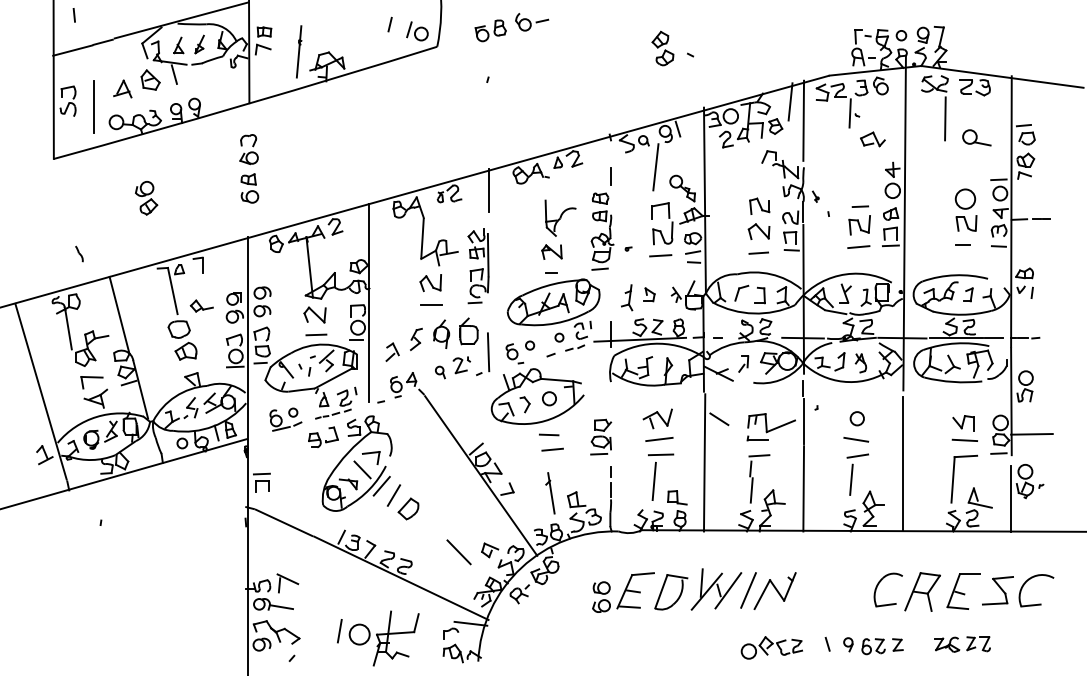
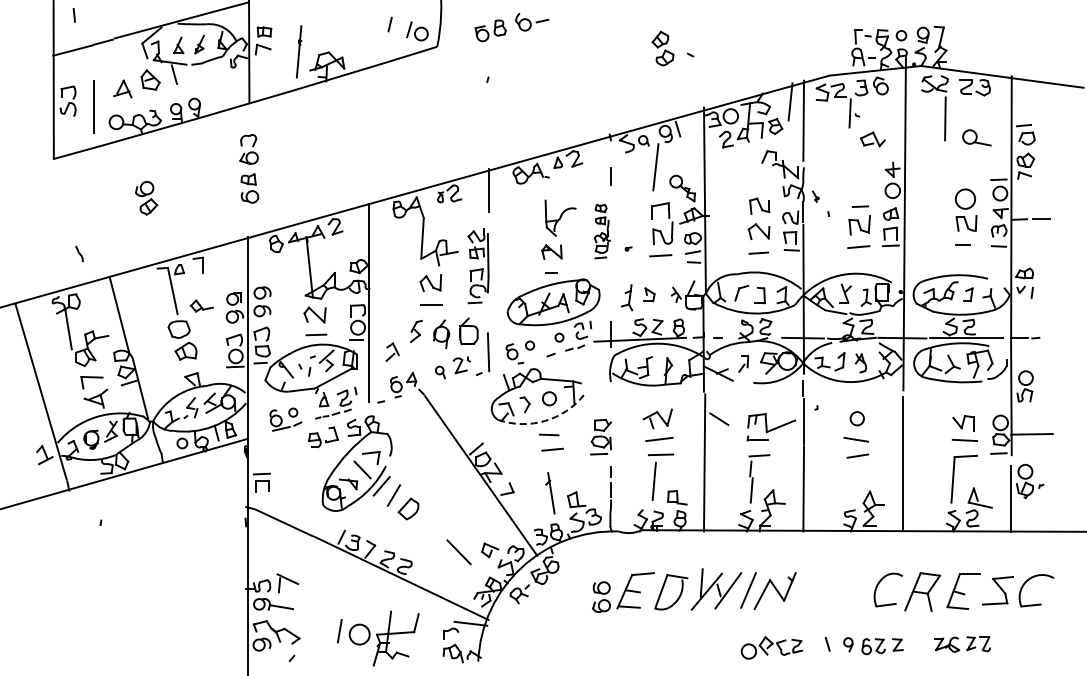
part size: 25x79 px -> 17x56 px (602, 231)
part position: (416, 338) -> (416, 330) (416, 330)
arc: solid -> dashed (545, 420)
line: present -> none (851, 479)
